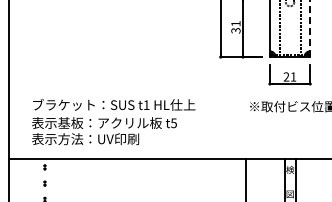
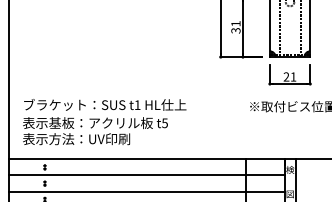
line: dashed -> solid (310, 28)
text position: (113, 122) -> (104, 122) (104, 122)
line: none -> present (146, 175)
line: none -> present (146, 191)
